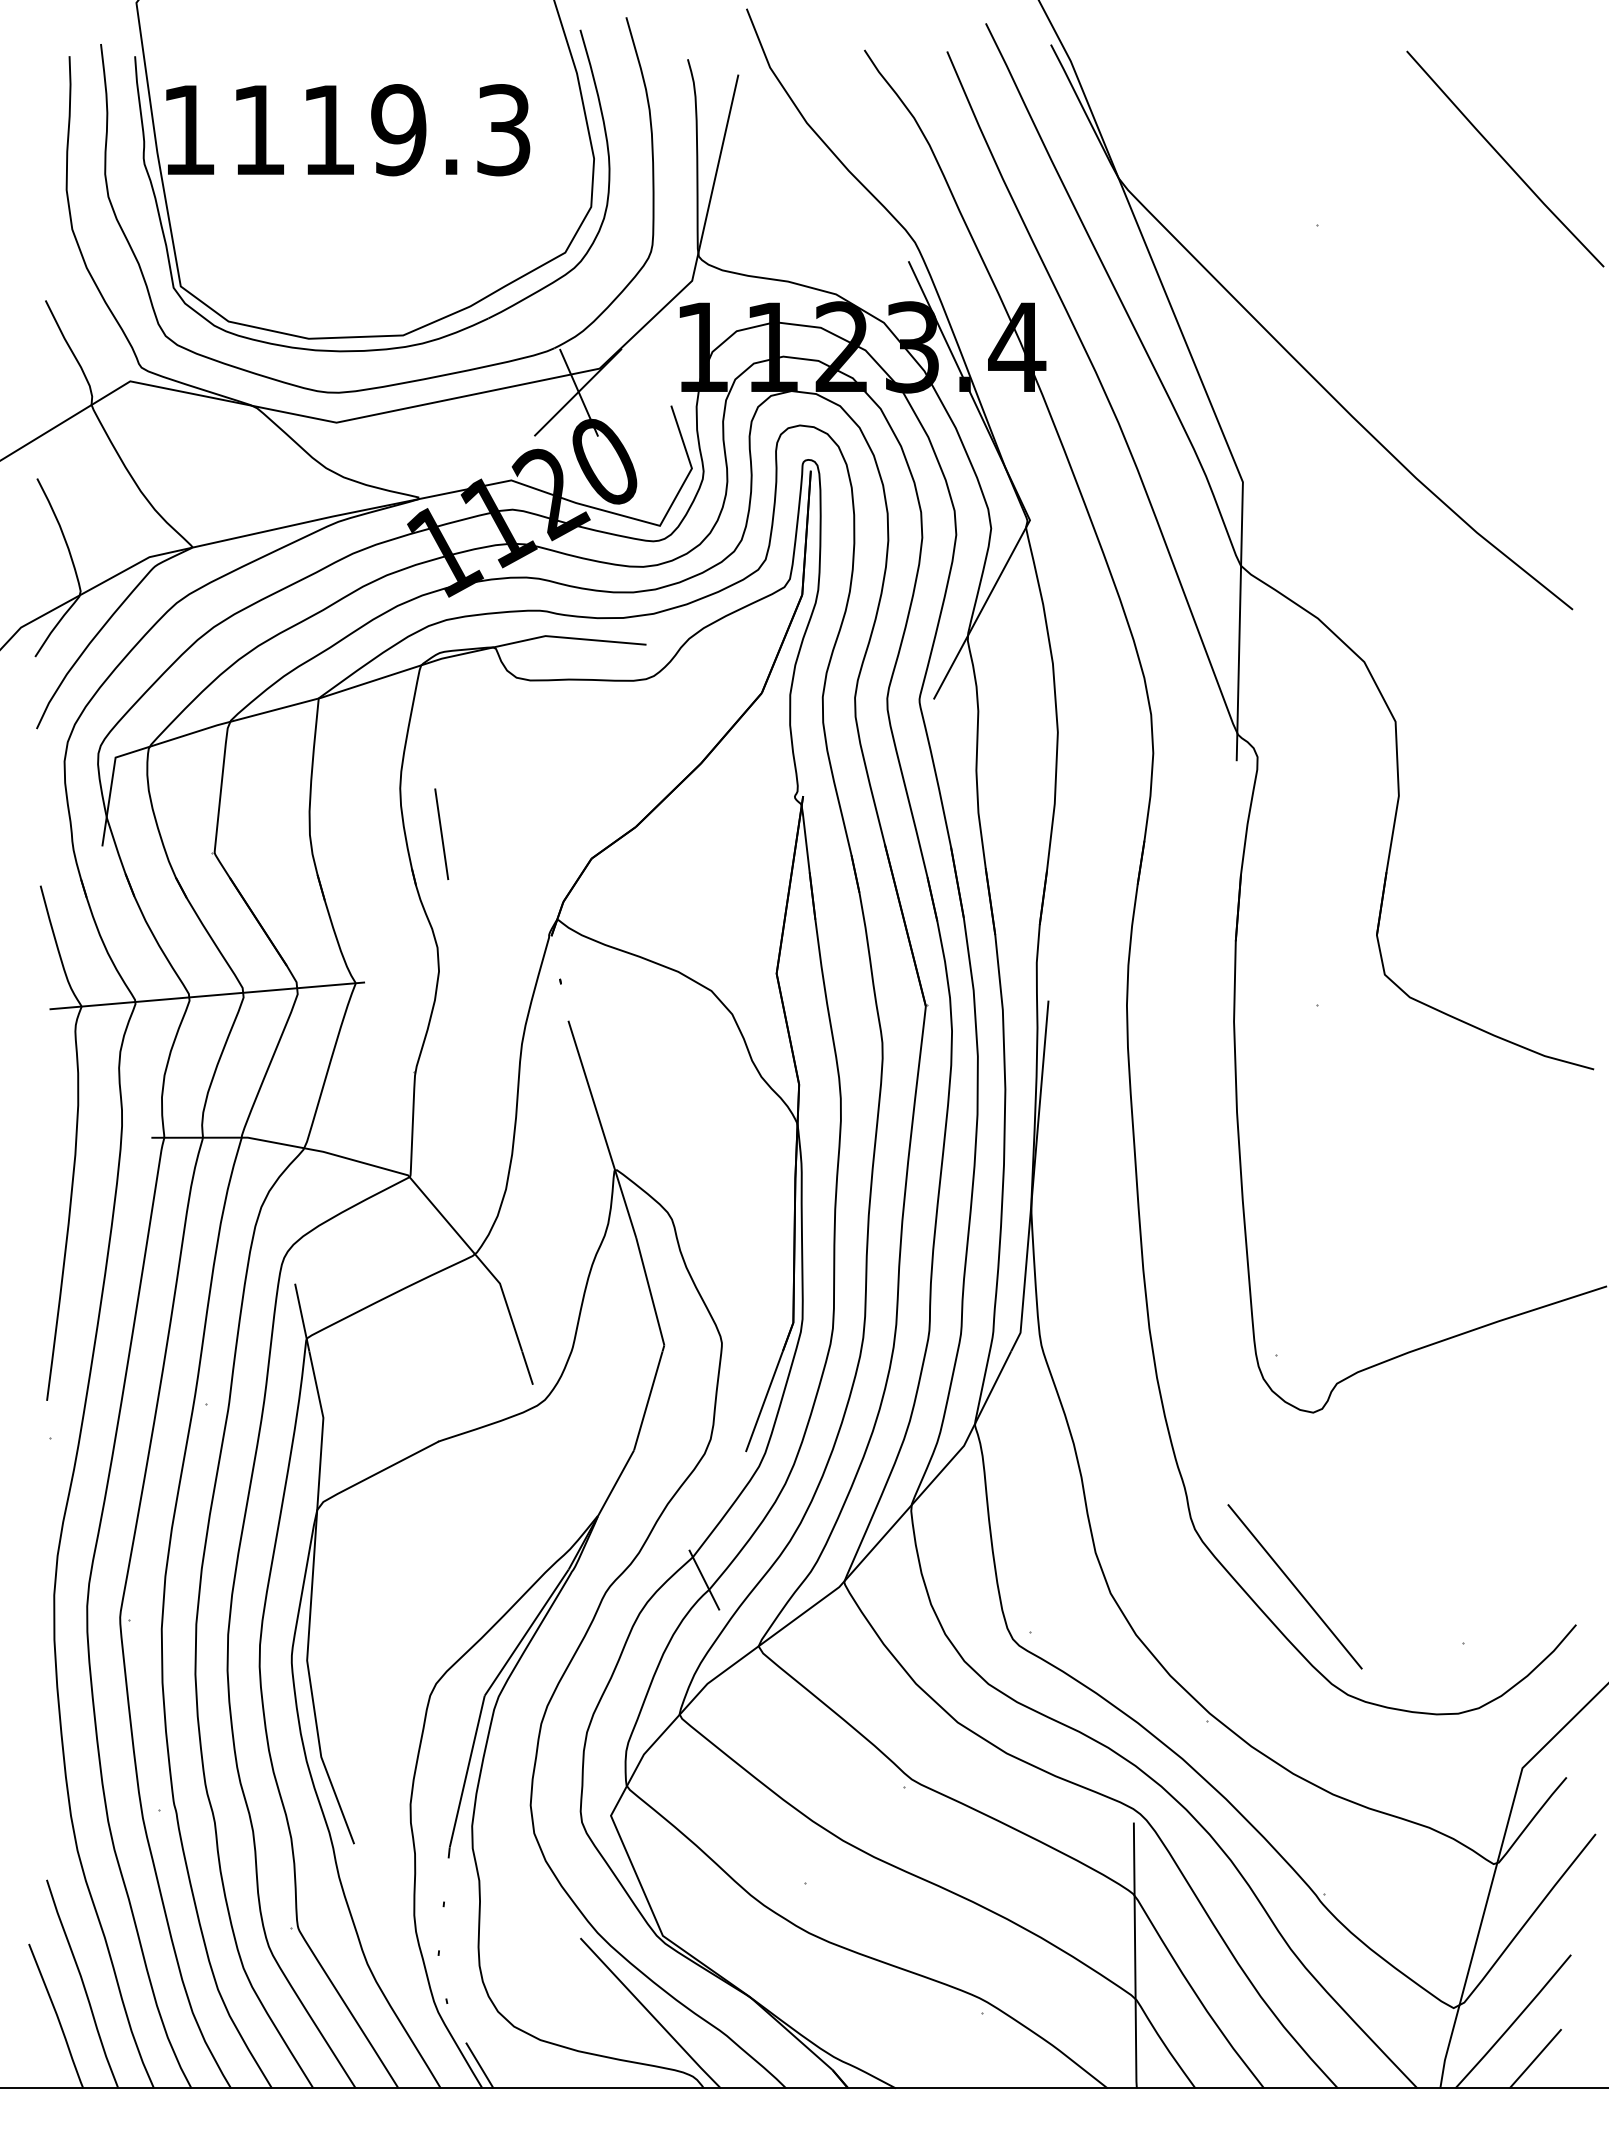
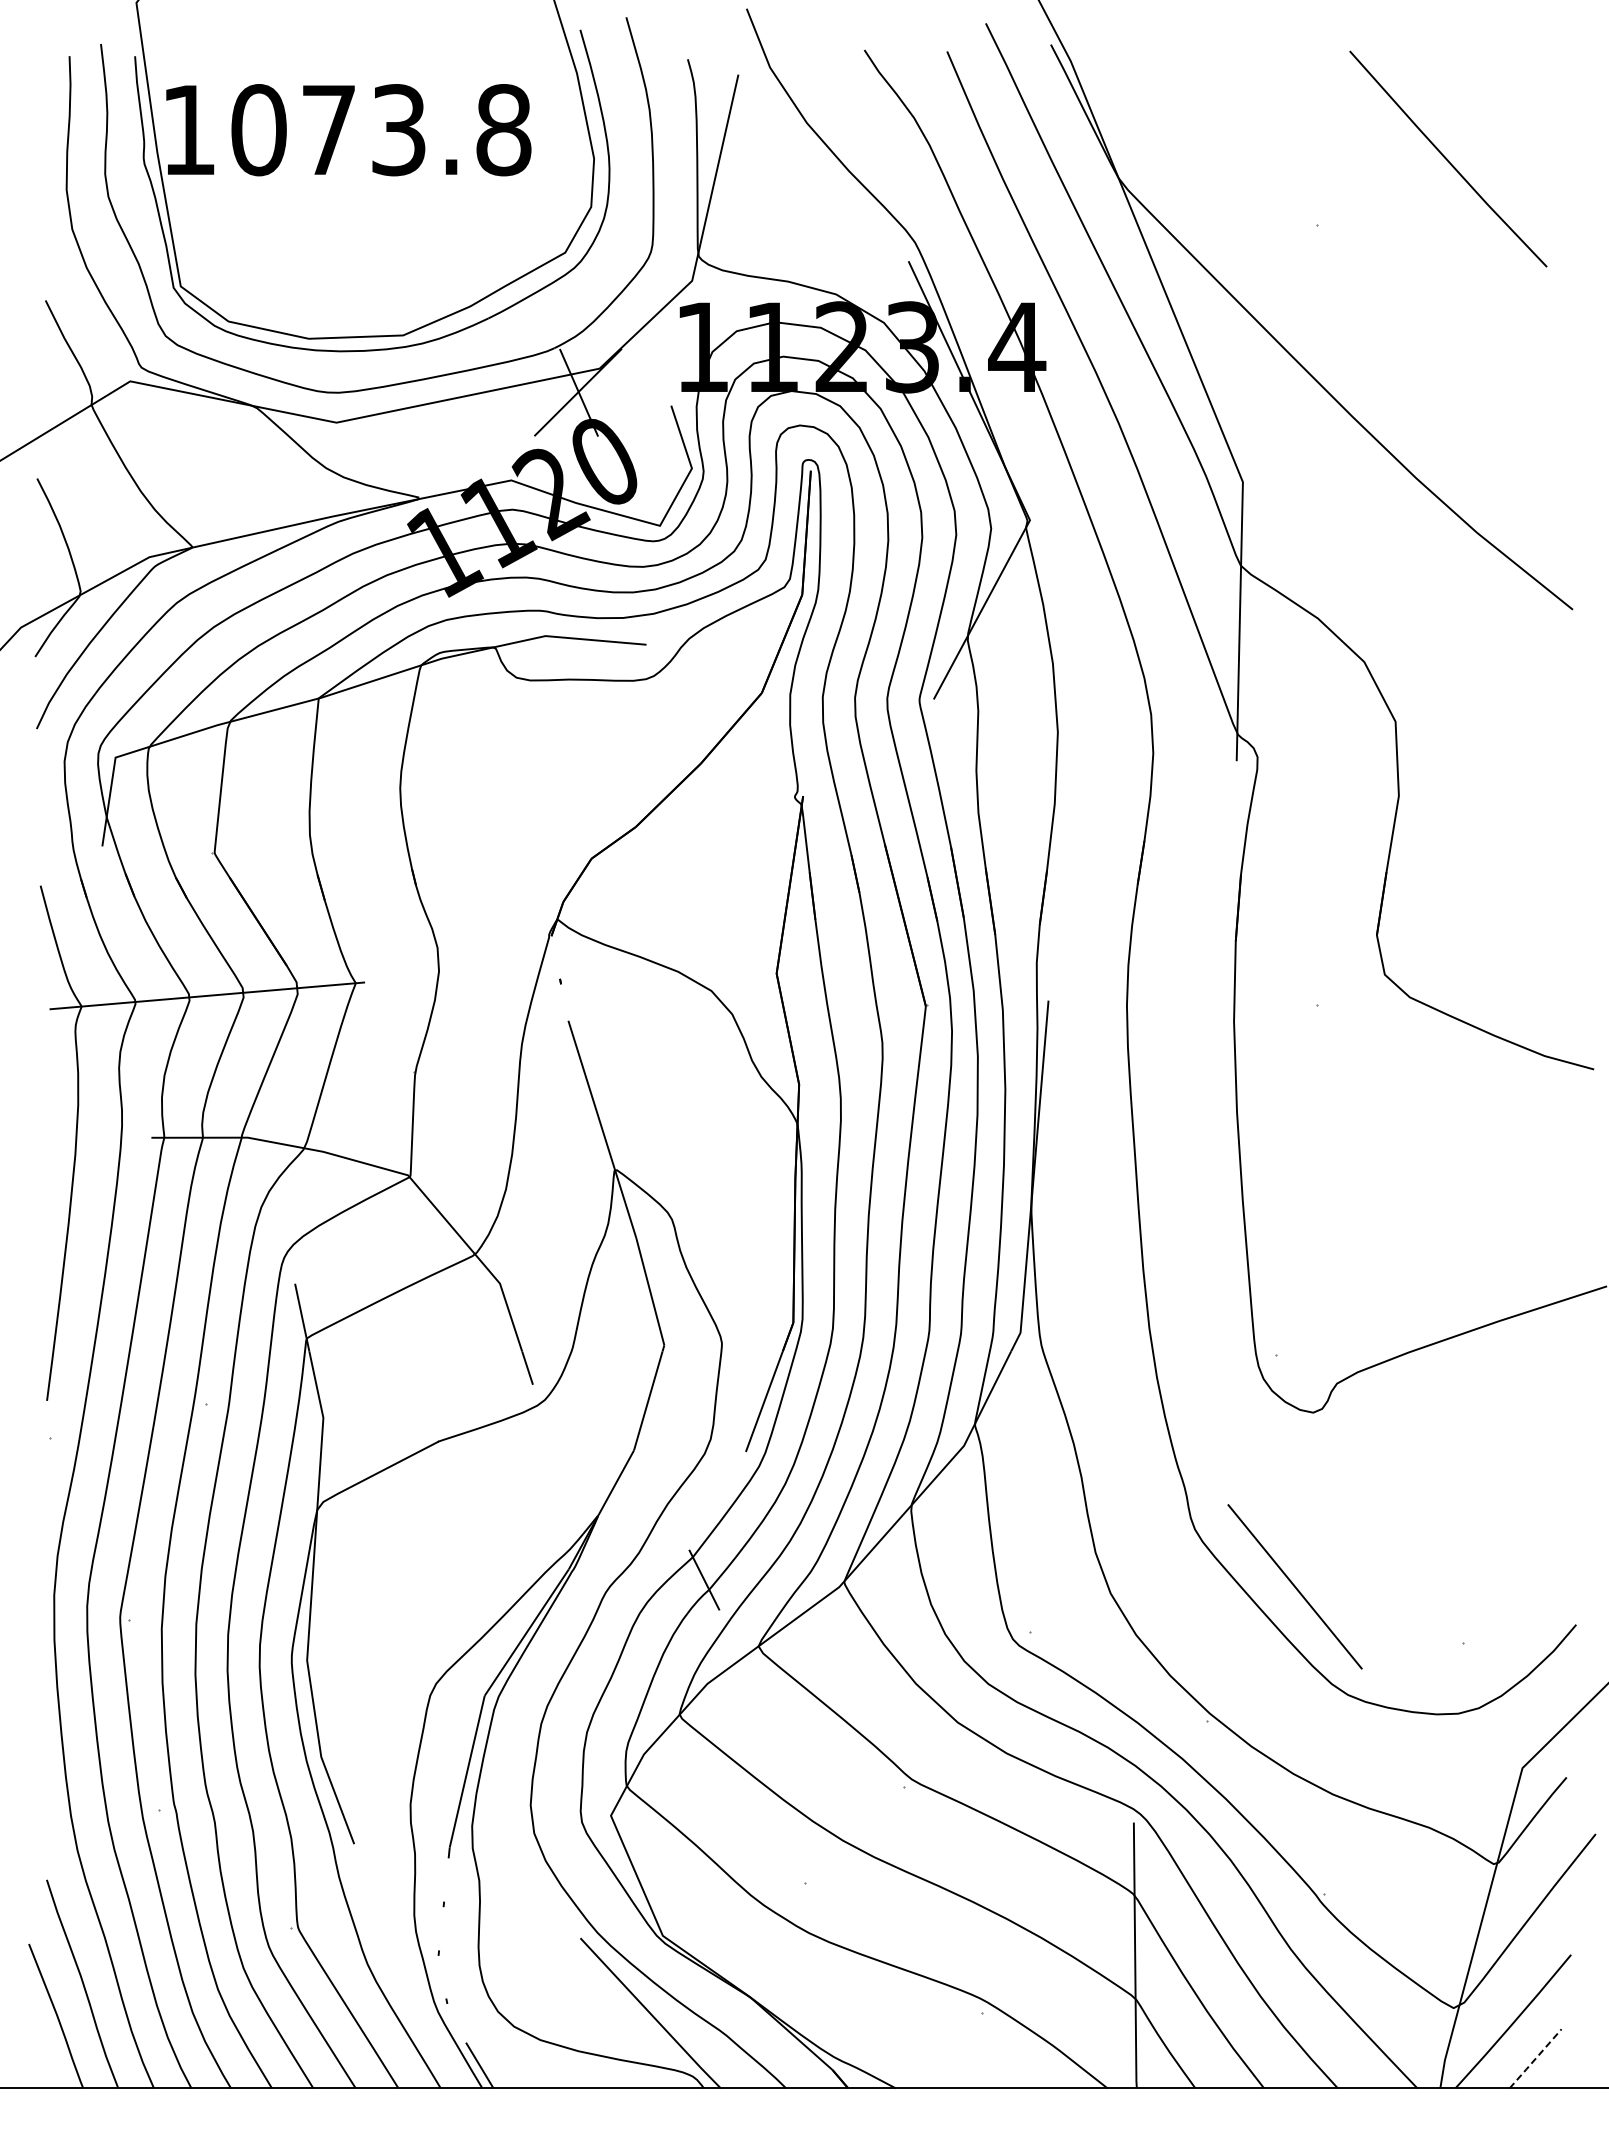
text: 1119.3 -> 1073.8 (381, 130)
line position: (1504, 158) -> (1447, 158) (1447, 158)
line: present -> none (441, 833)
line: solid -> dashed (1535, 2058)
